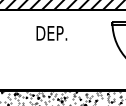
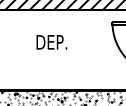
text position: (51, 33) -> (51, 42) (51, 42)
